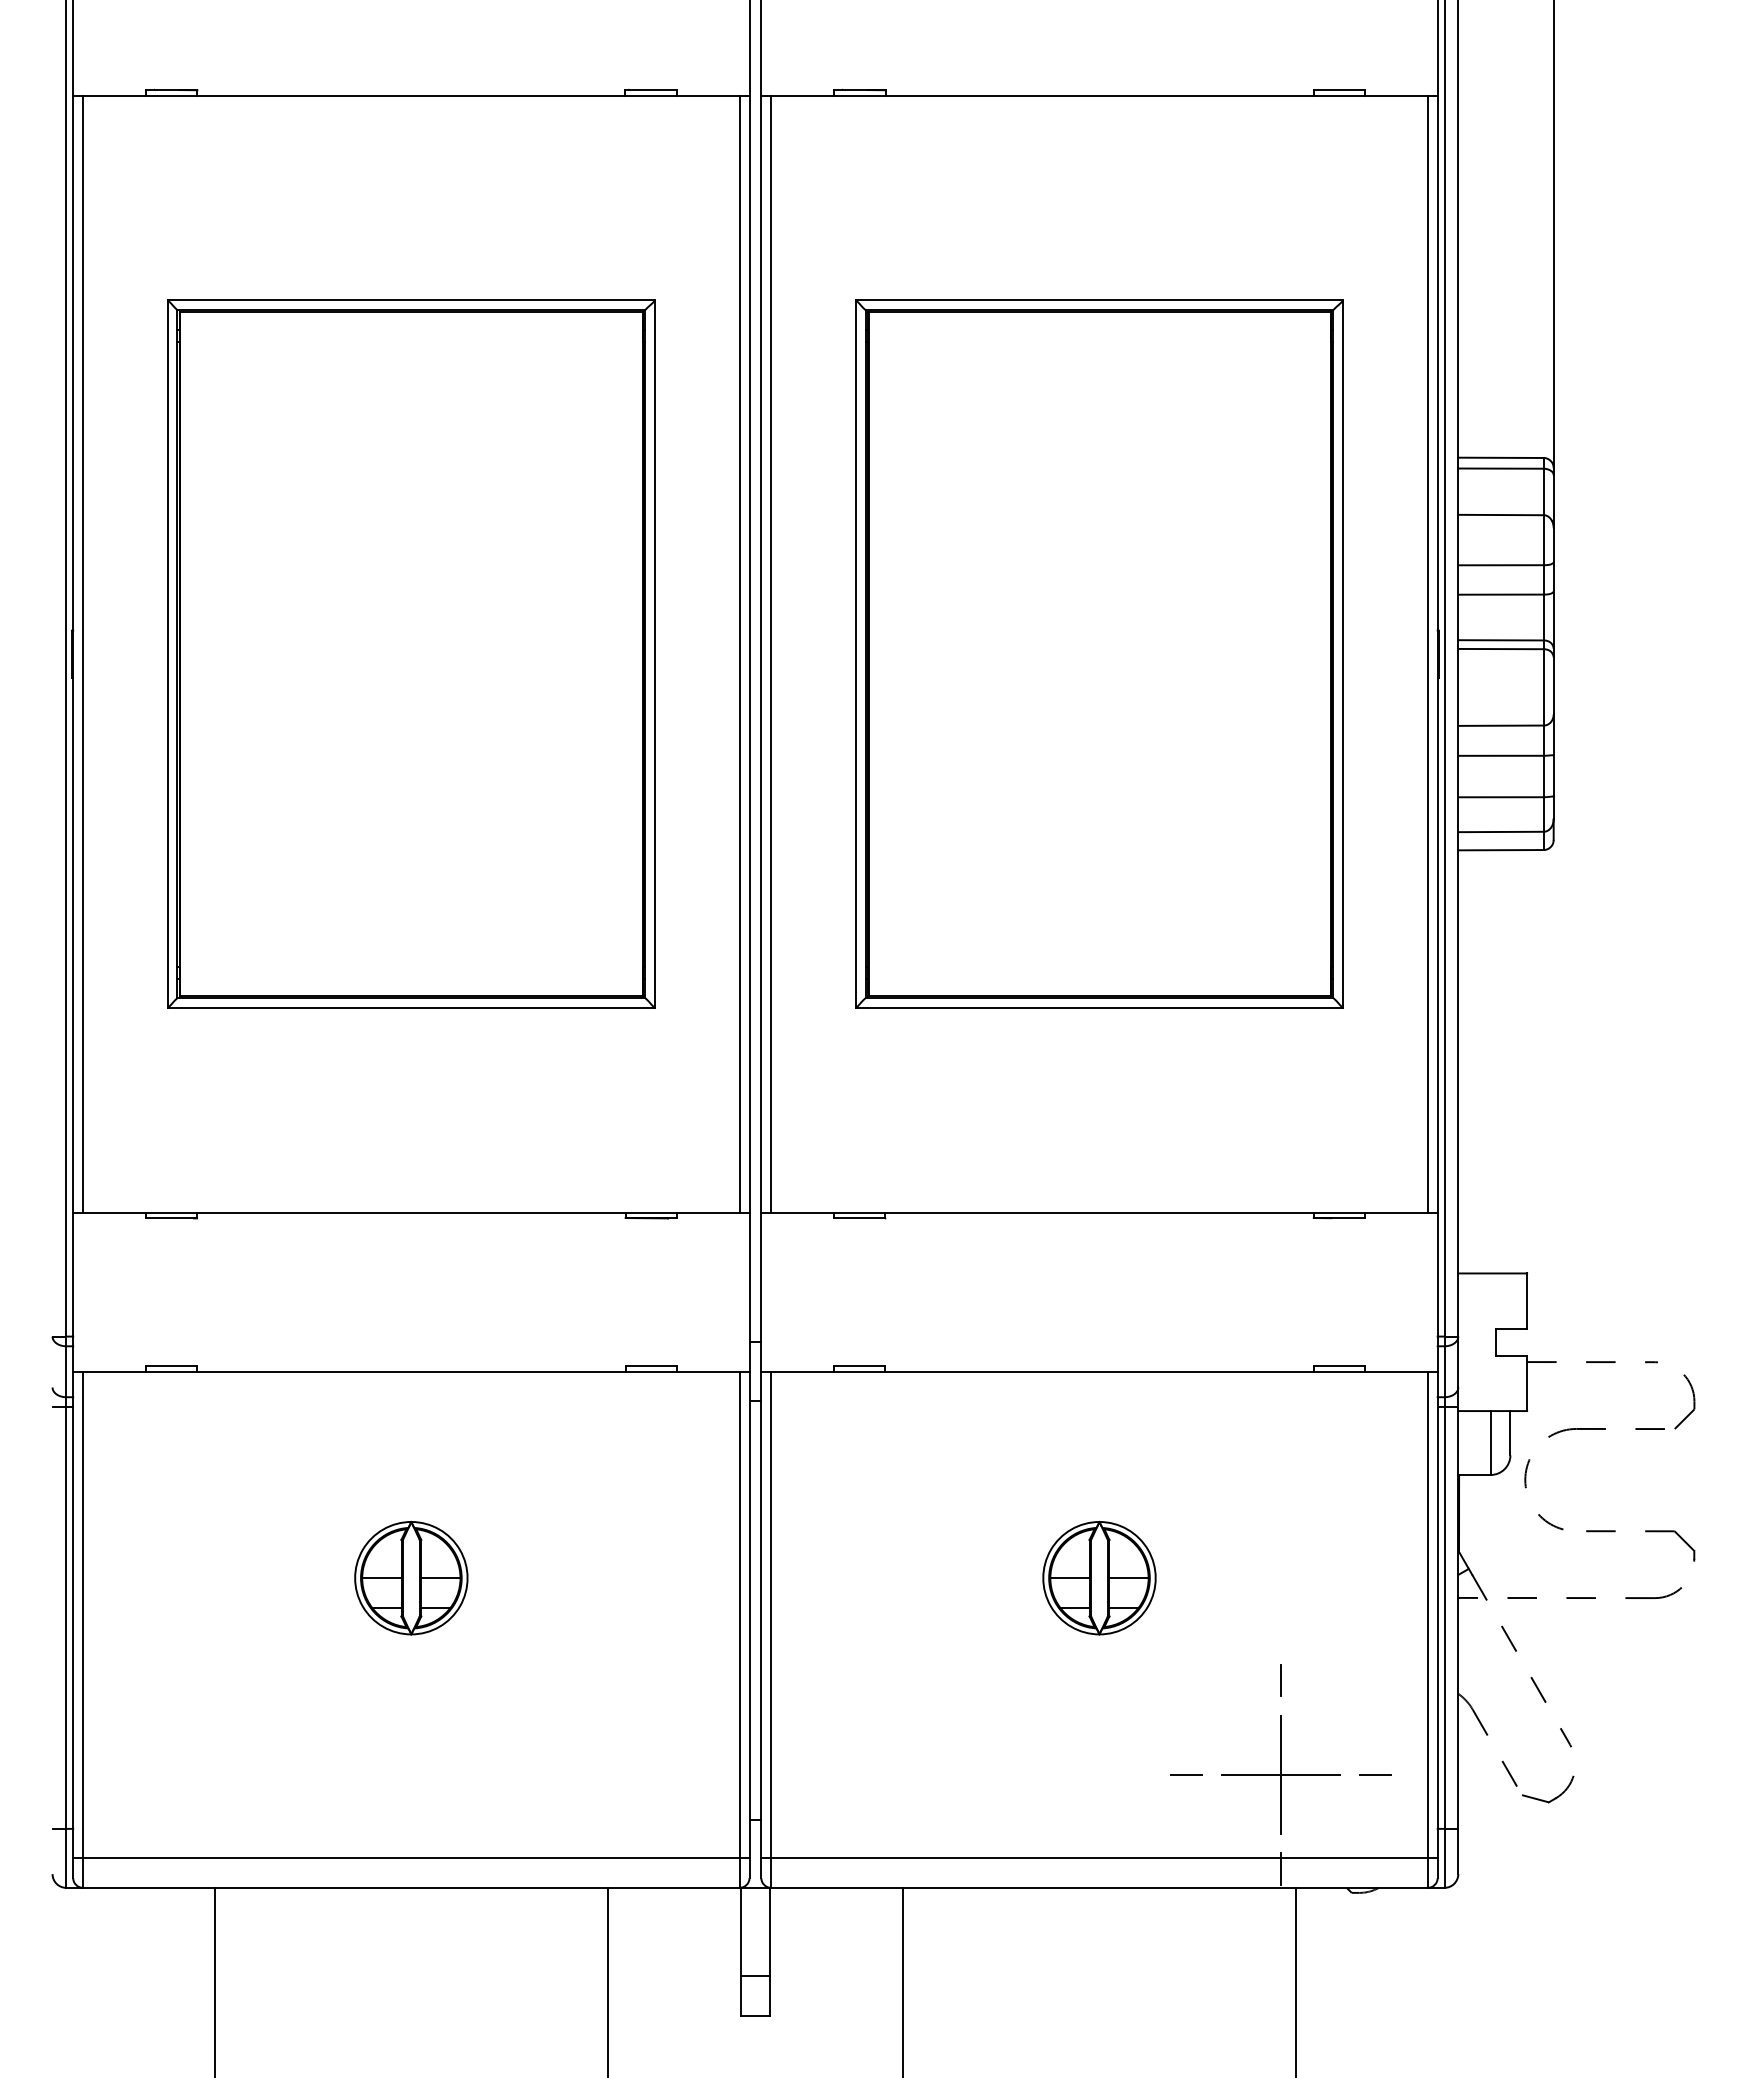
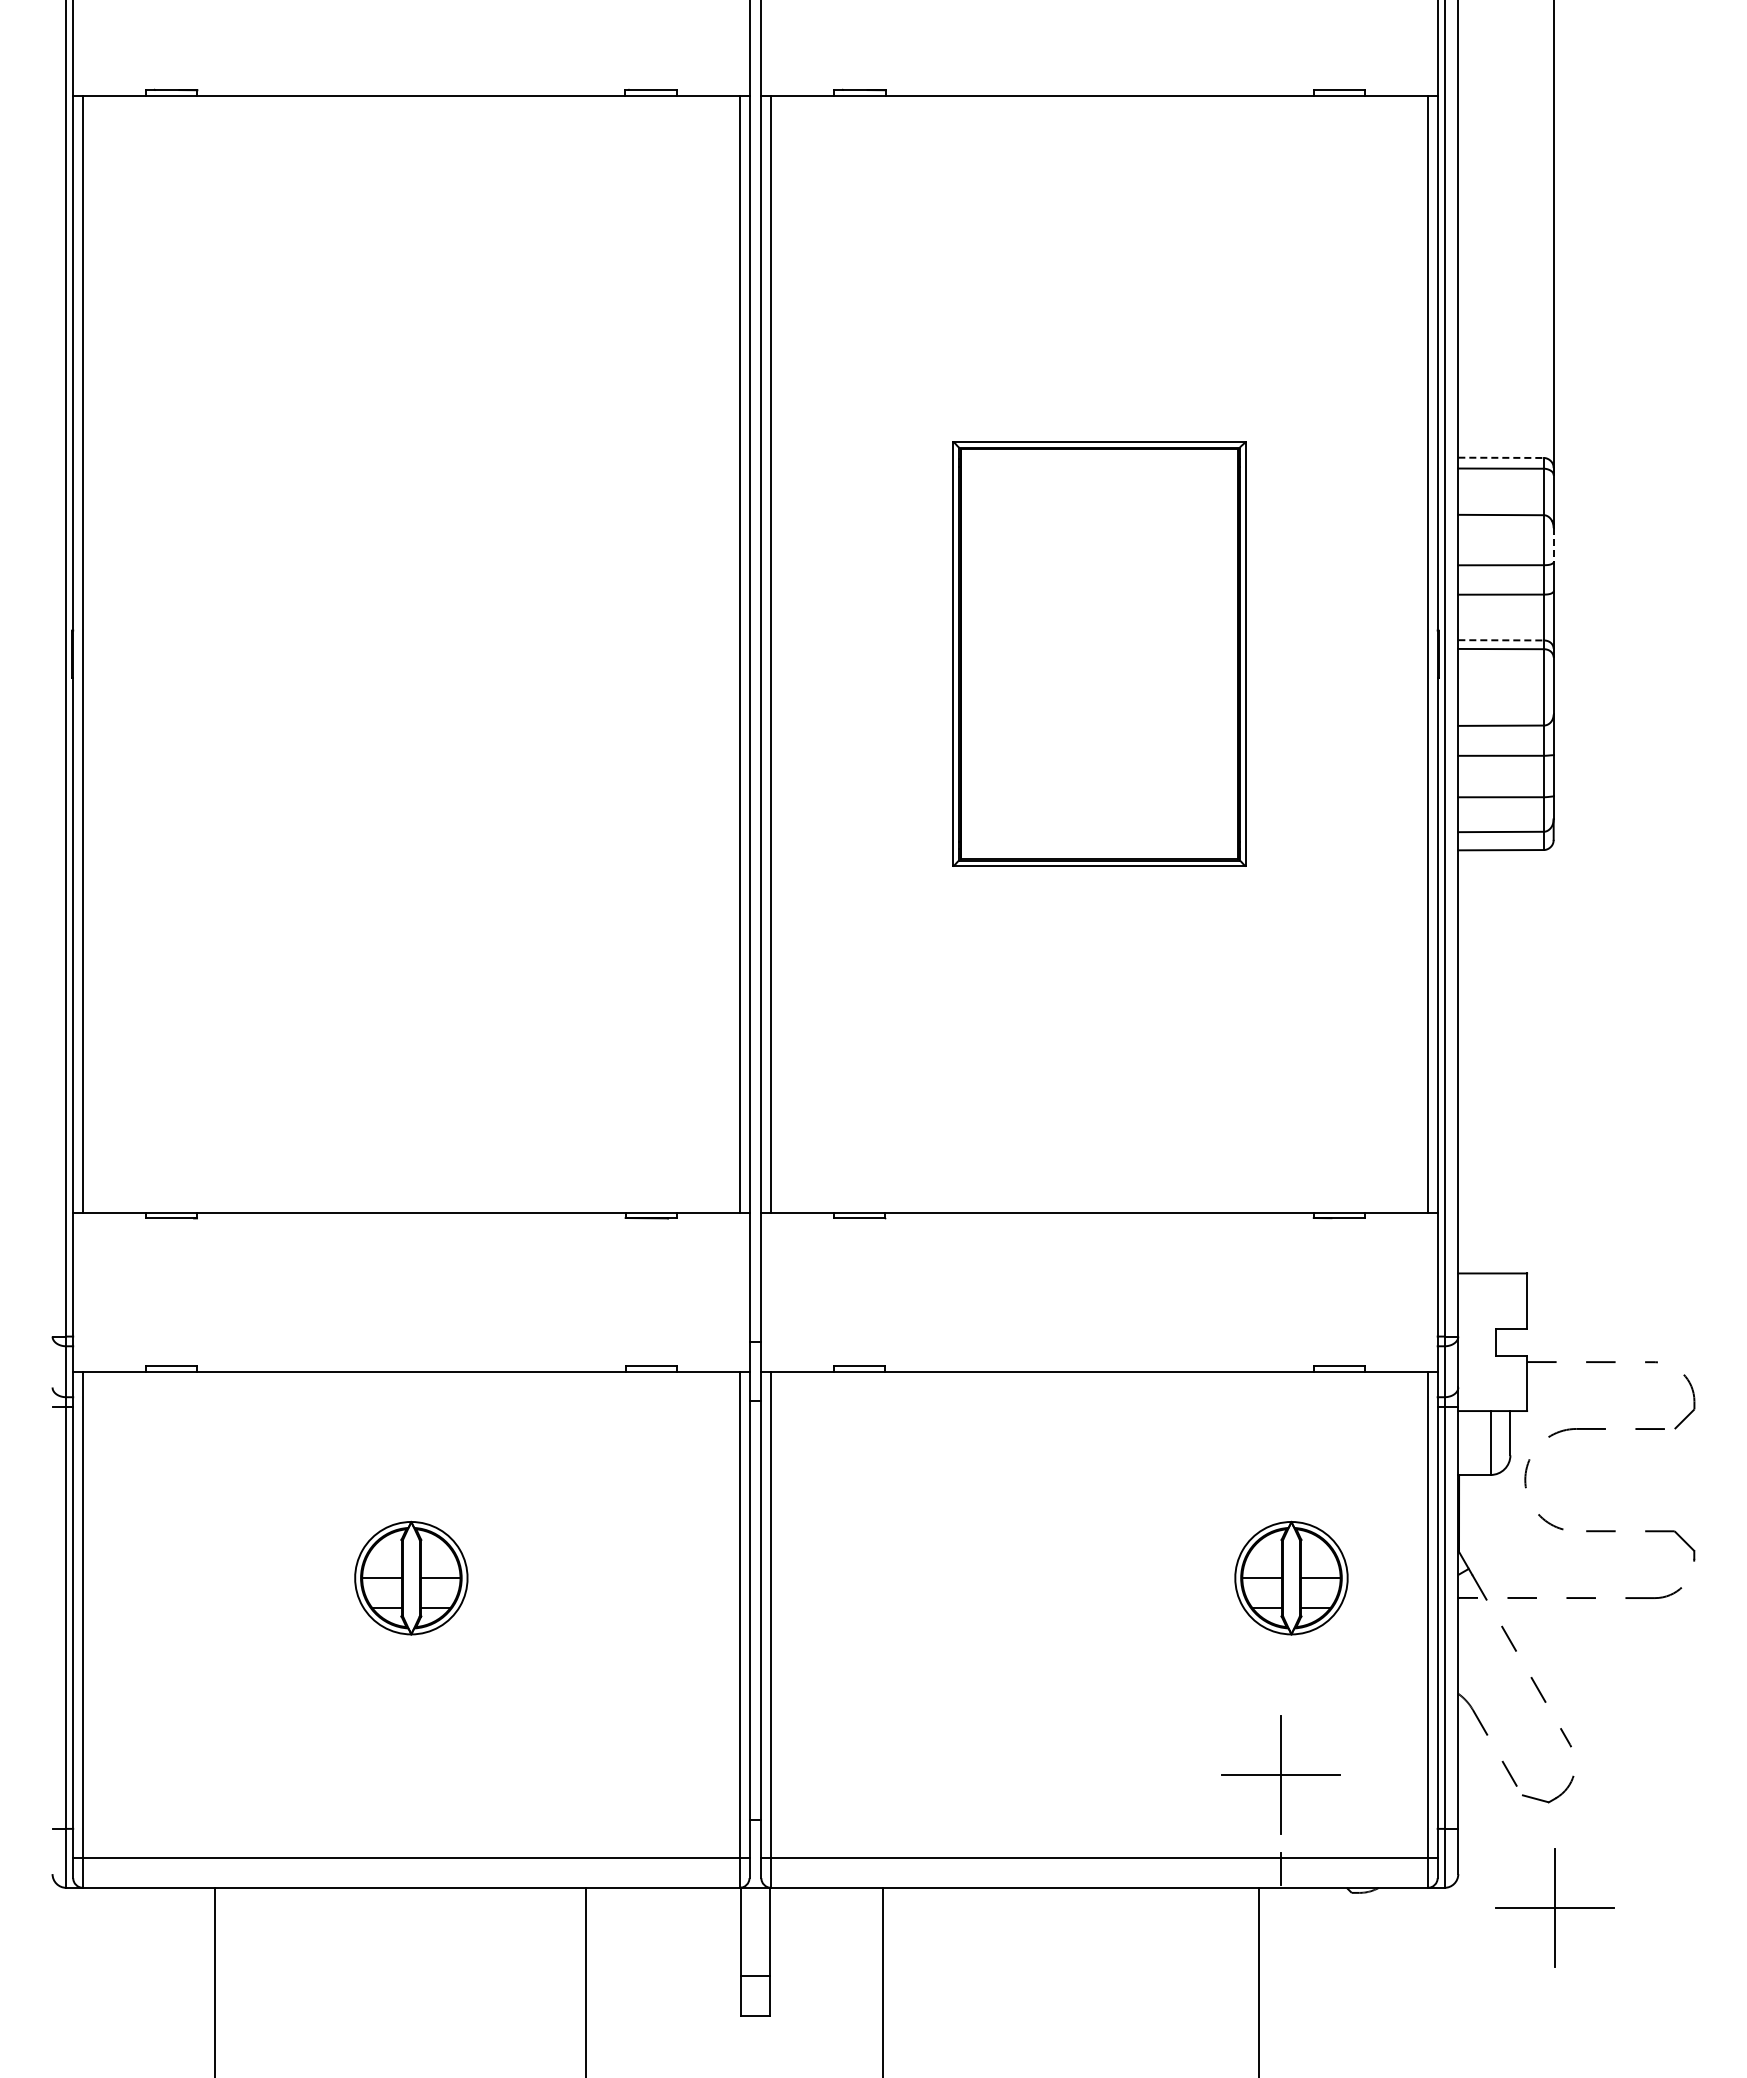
line: solid -> dashed (1501, 457)
line: solid -> dashed (1553, 545)
line: solid -> dashed (1501, 640)
part: present -> none (411, 653)
part size: 489x710 px -> 295x426 px (1099, 653)
part position: (1099, 1577) -> (1291, 1577) (1291, 1577)
line: present -> none (1281, 1680)
line: present -> none (1186, 1774)
line: present -> none (1375, 1774)
part: none -> present (1554, 1907)
line position: (607, 1980) -> (585, 1980) (585, 1980)
line position: (902, 1980) -> (882, 1980) (882, 1980)
line position: (1296, 1980) -> (1259, 1980) (1259, 1980)
